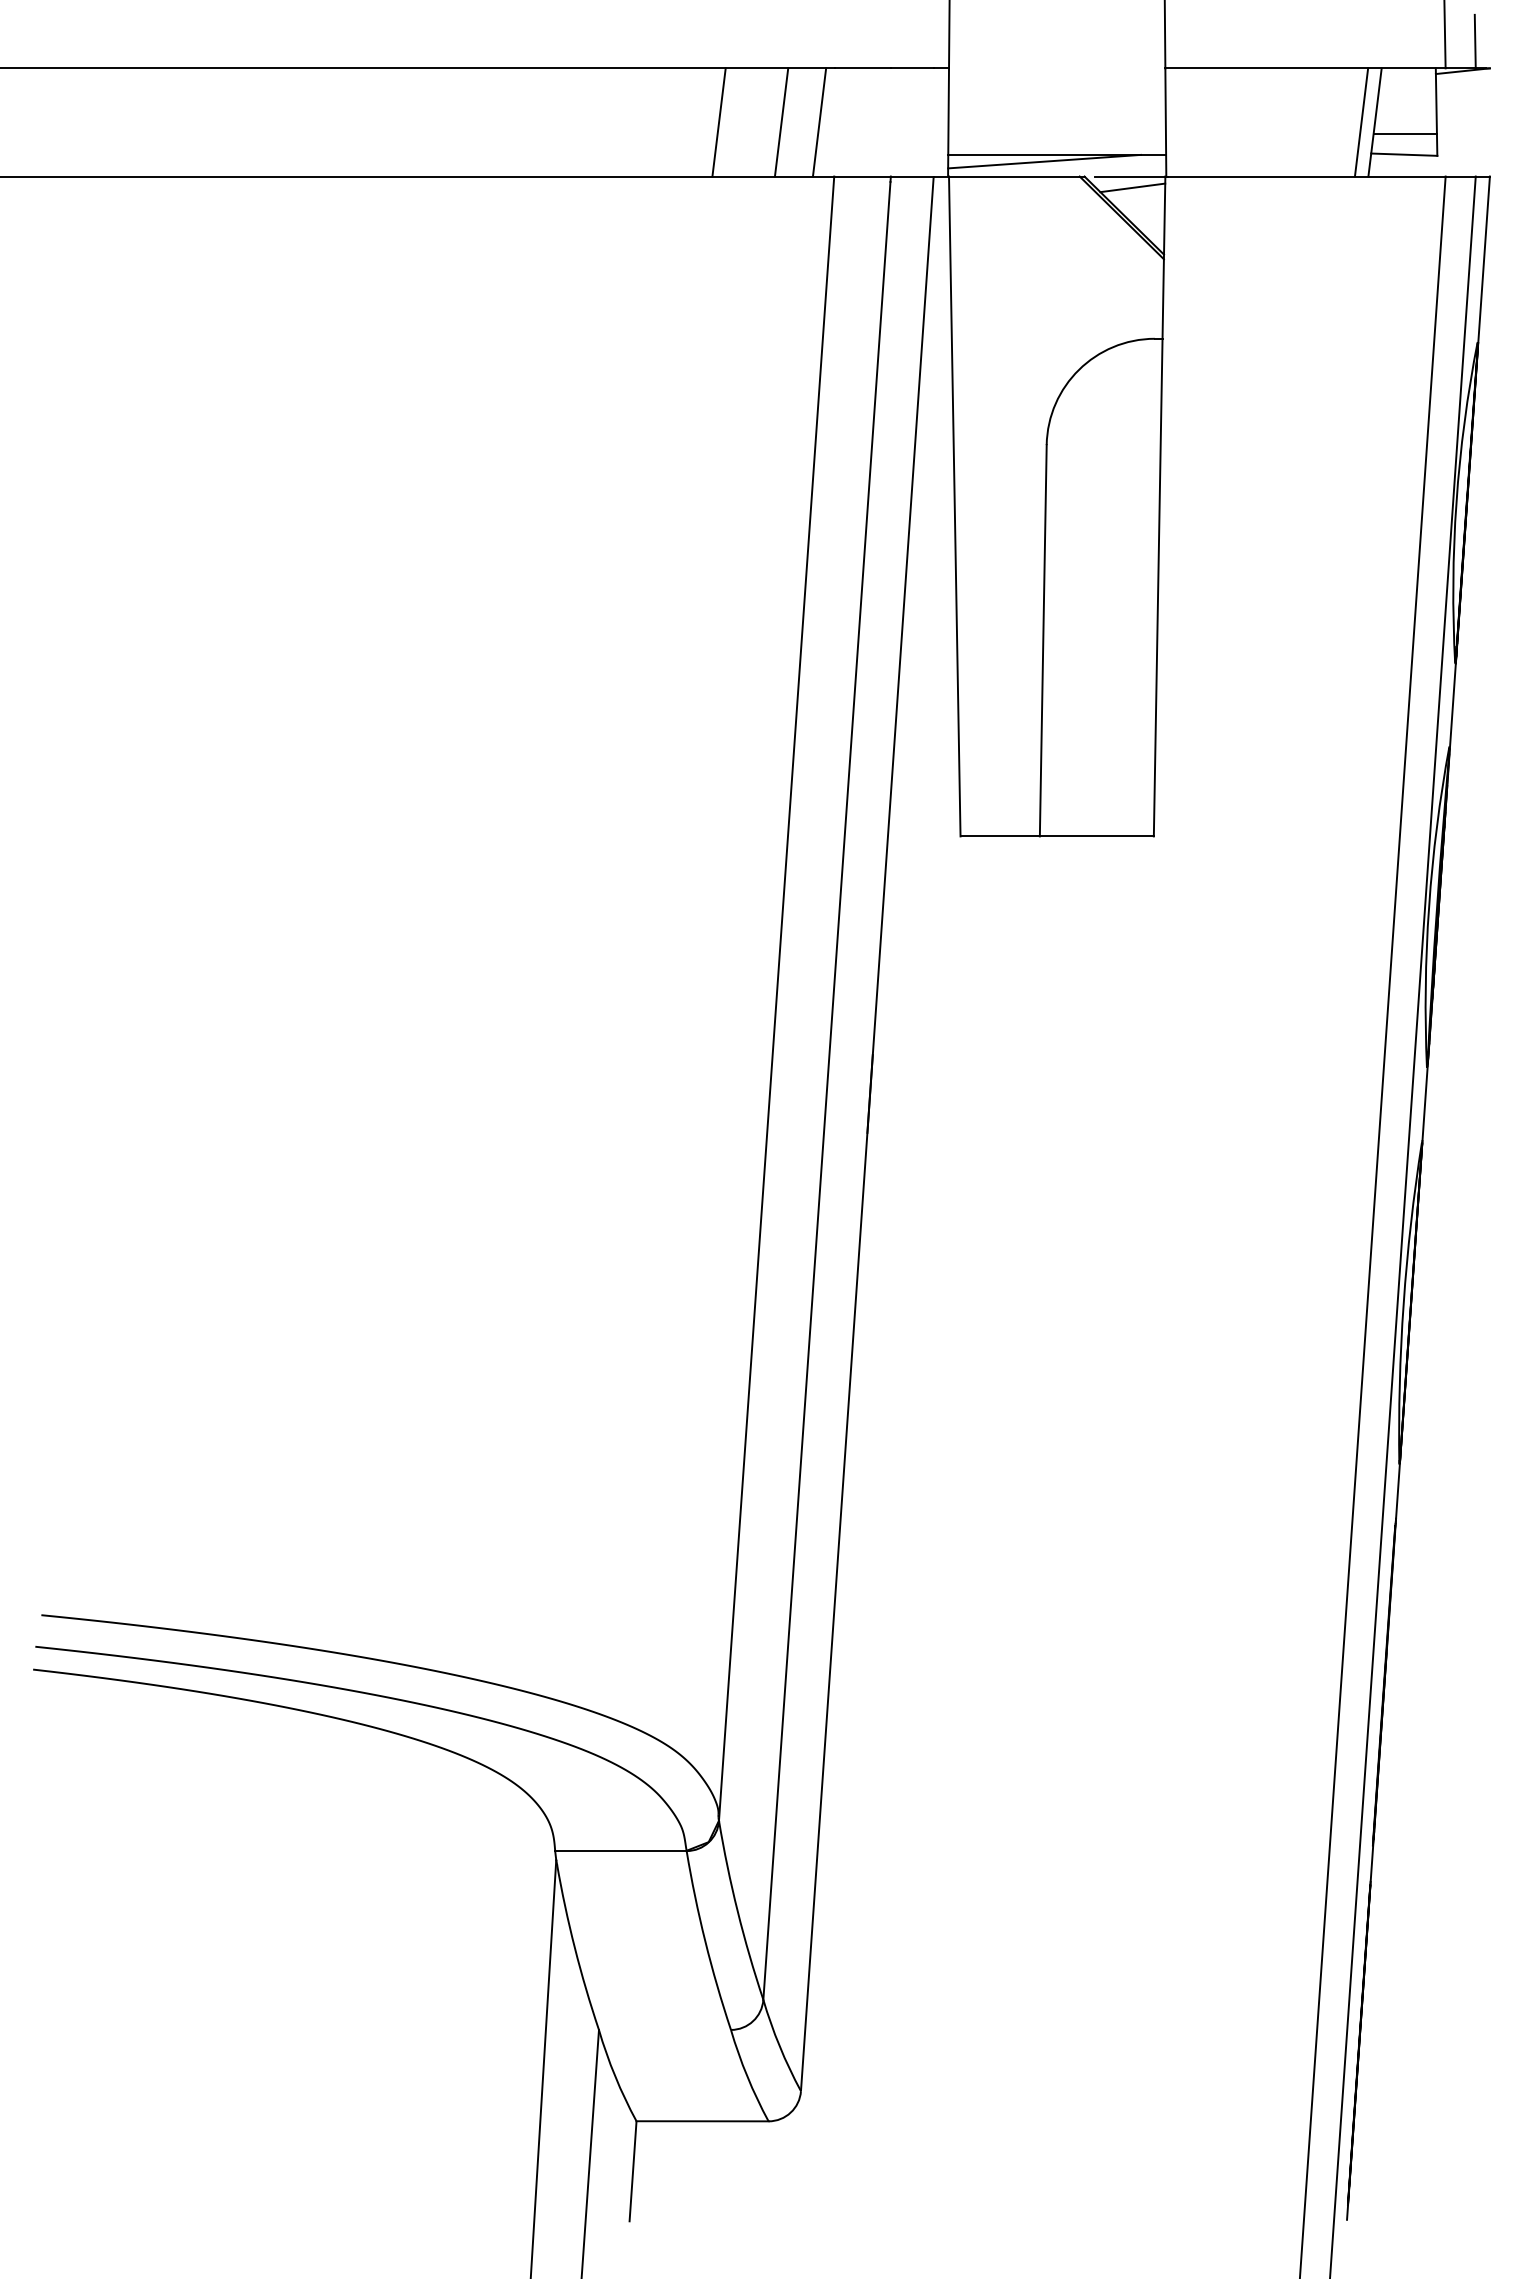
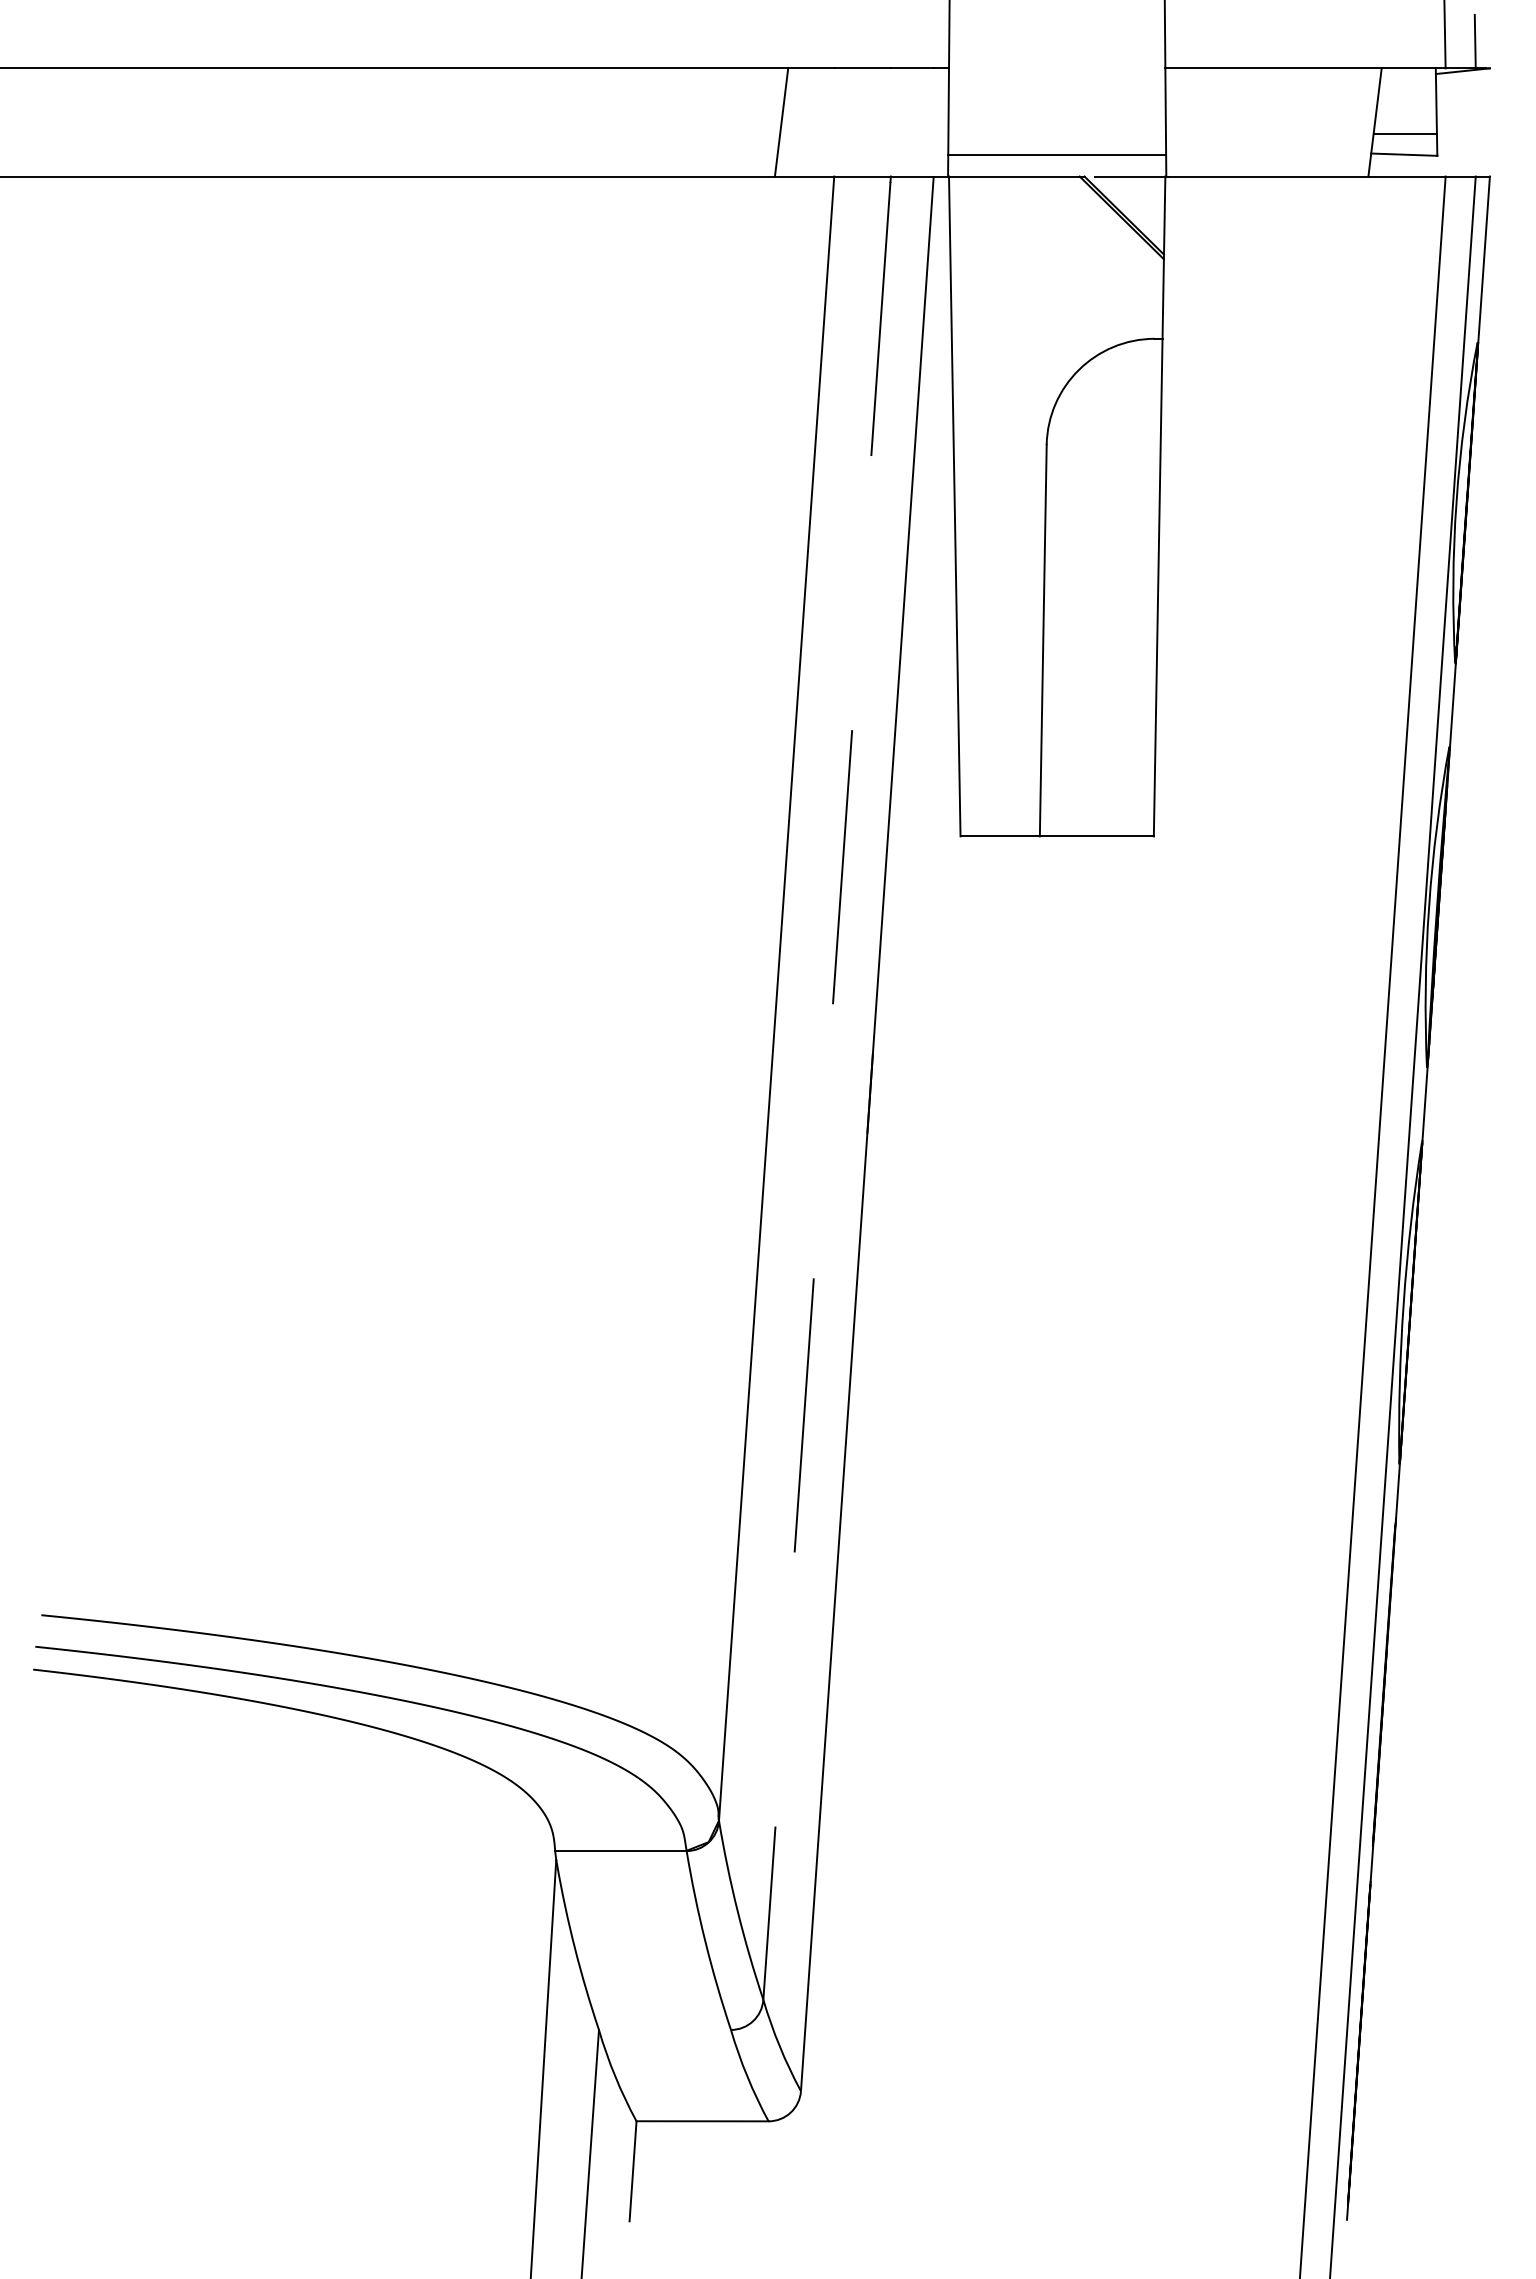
line: present -> none (718, 122)
line: present -> none (819, 122)
line: present -> none (1361, 122)
line: present -> none (1044, 161)
line: present -> none (1132, 187)
line: solid -> dashed (826, 1091)
